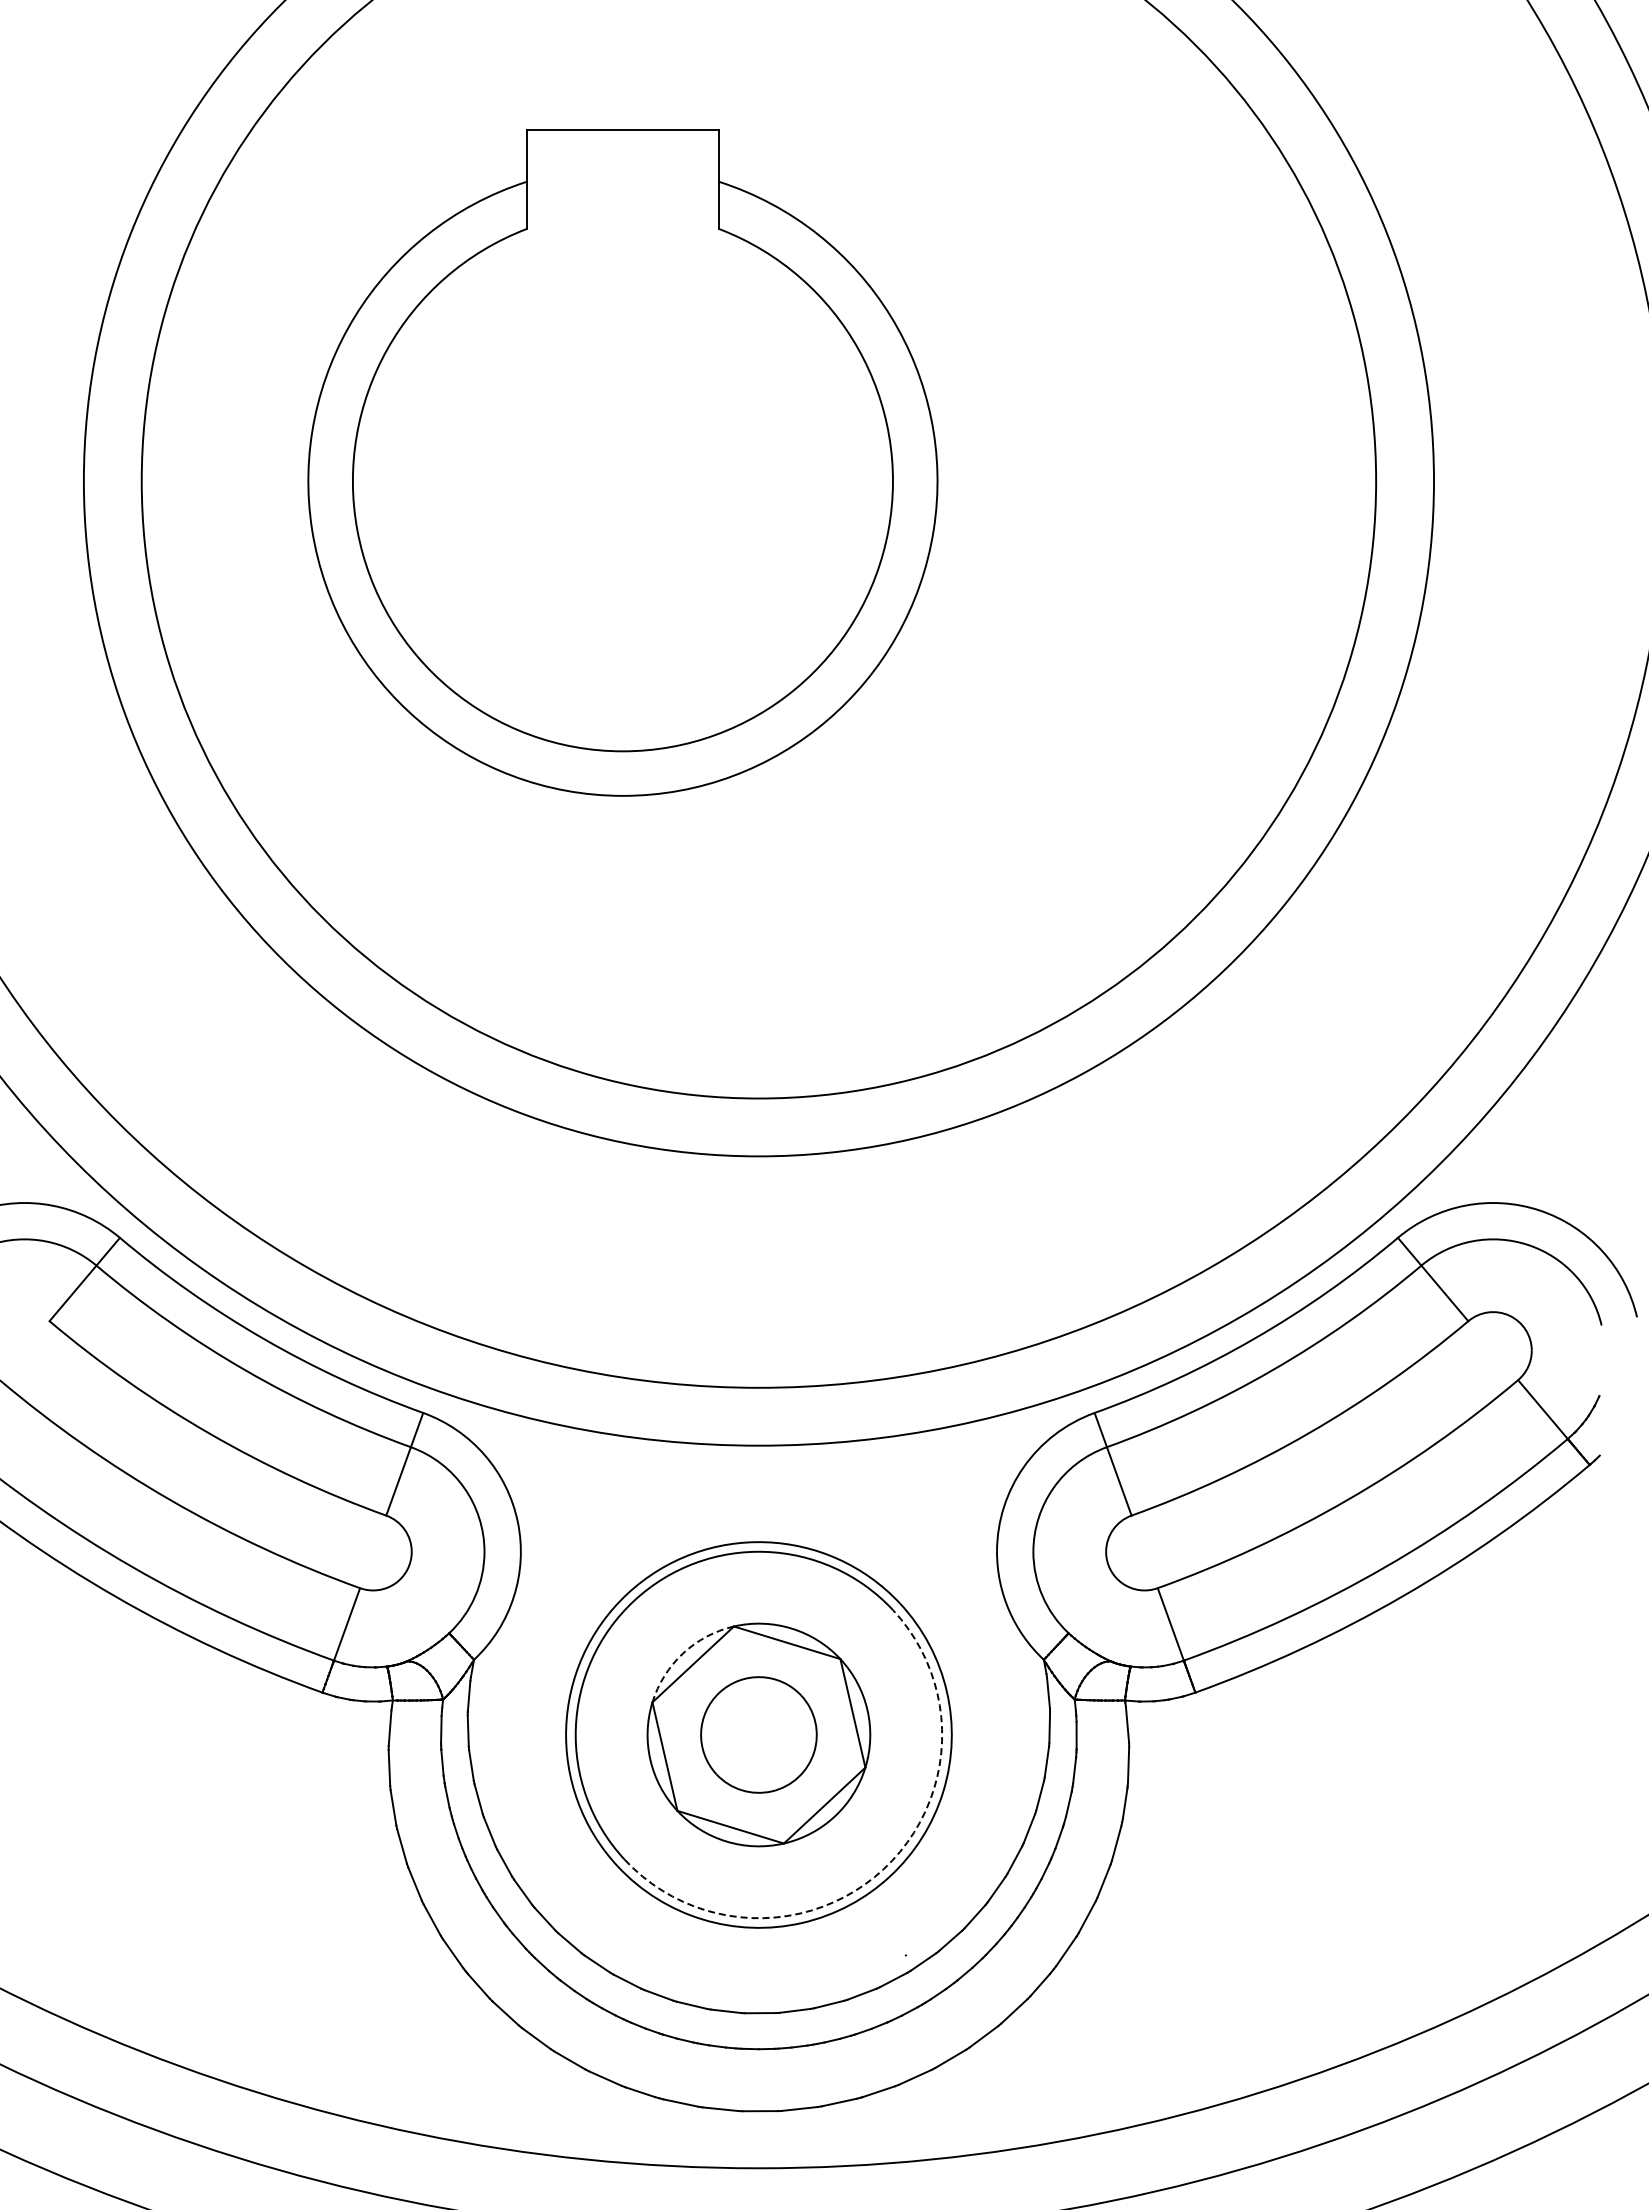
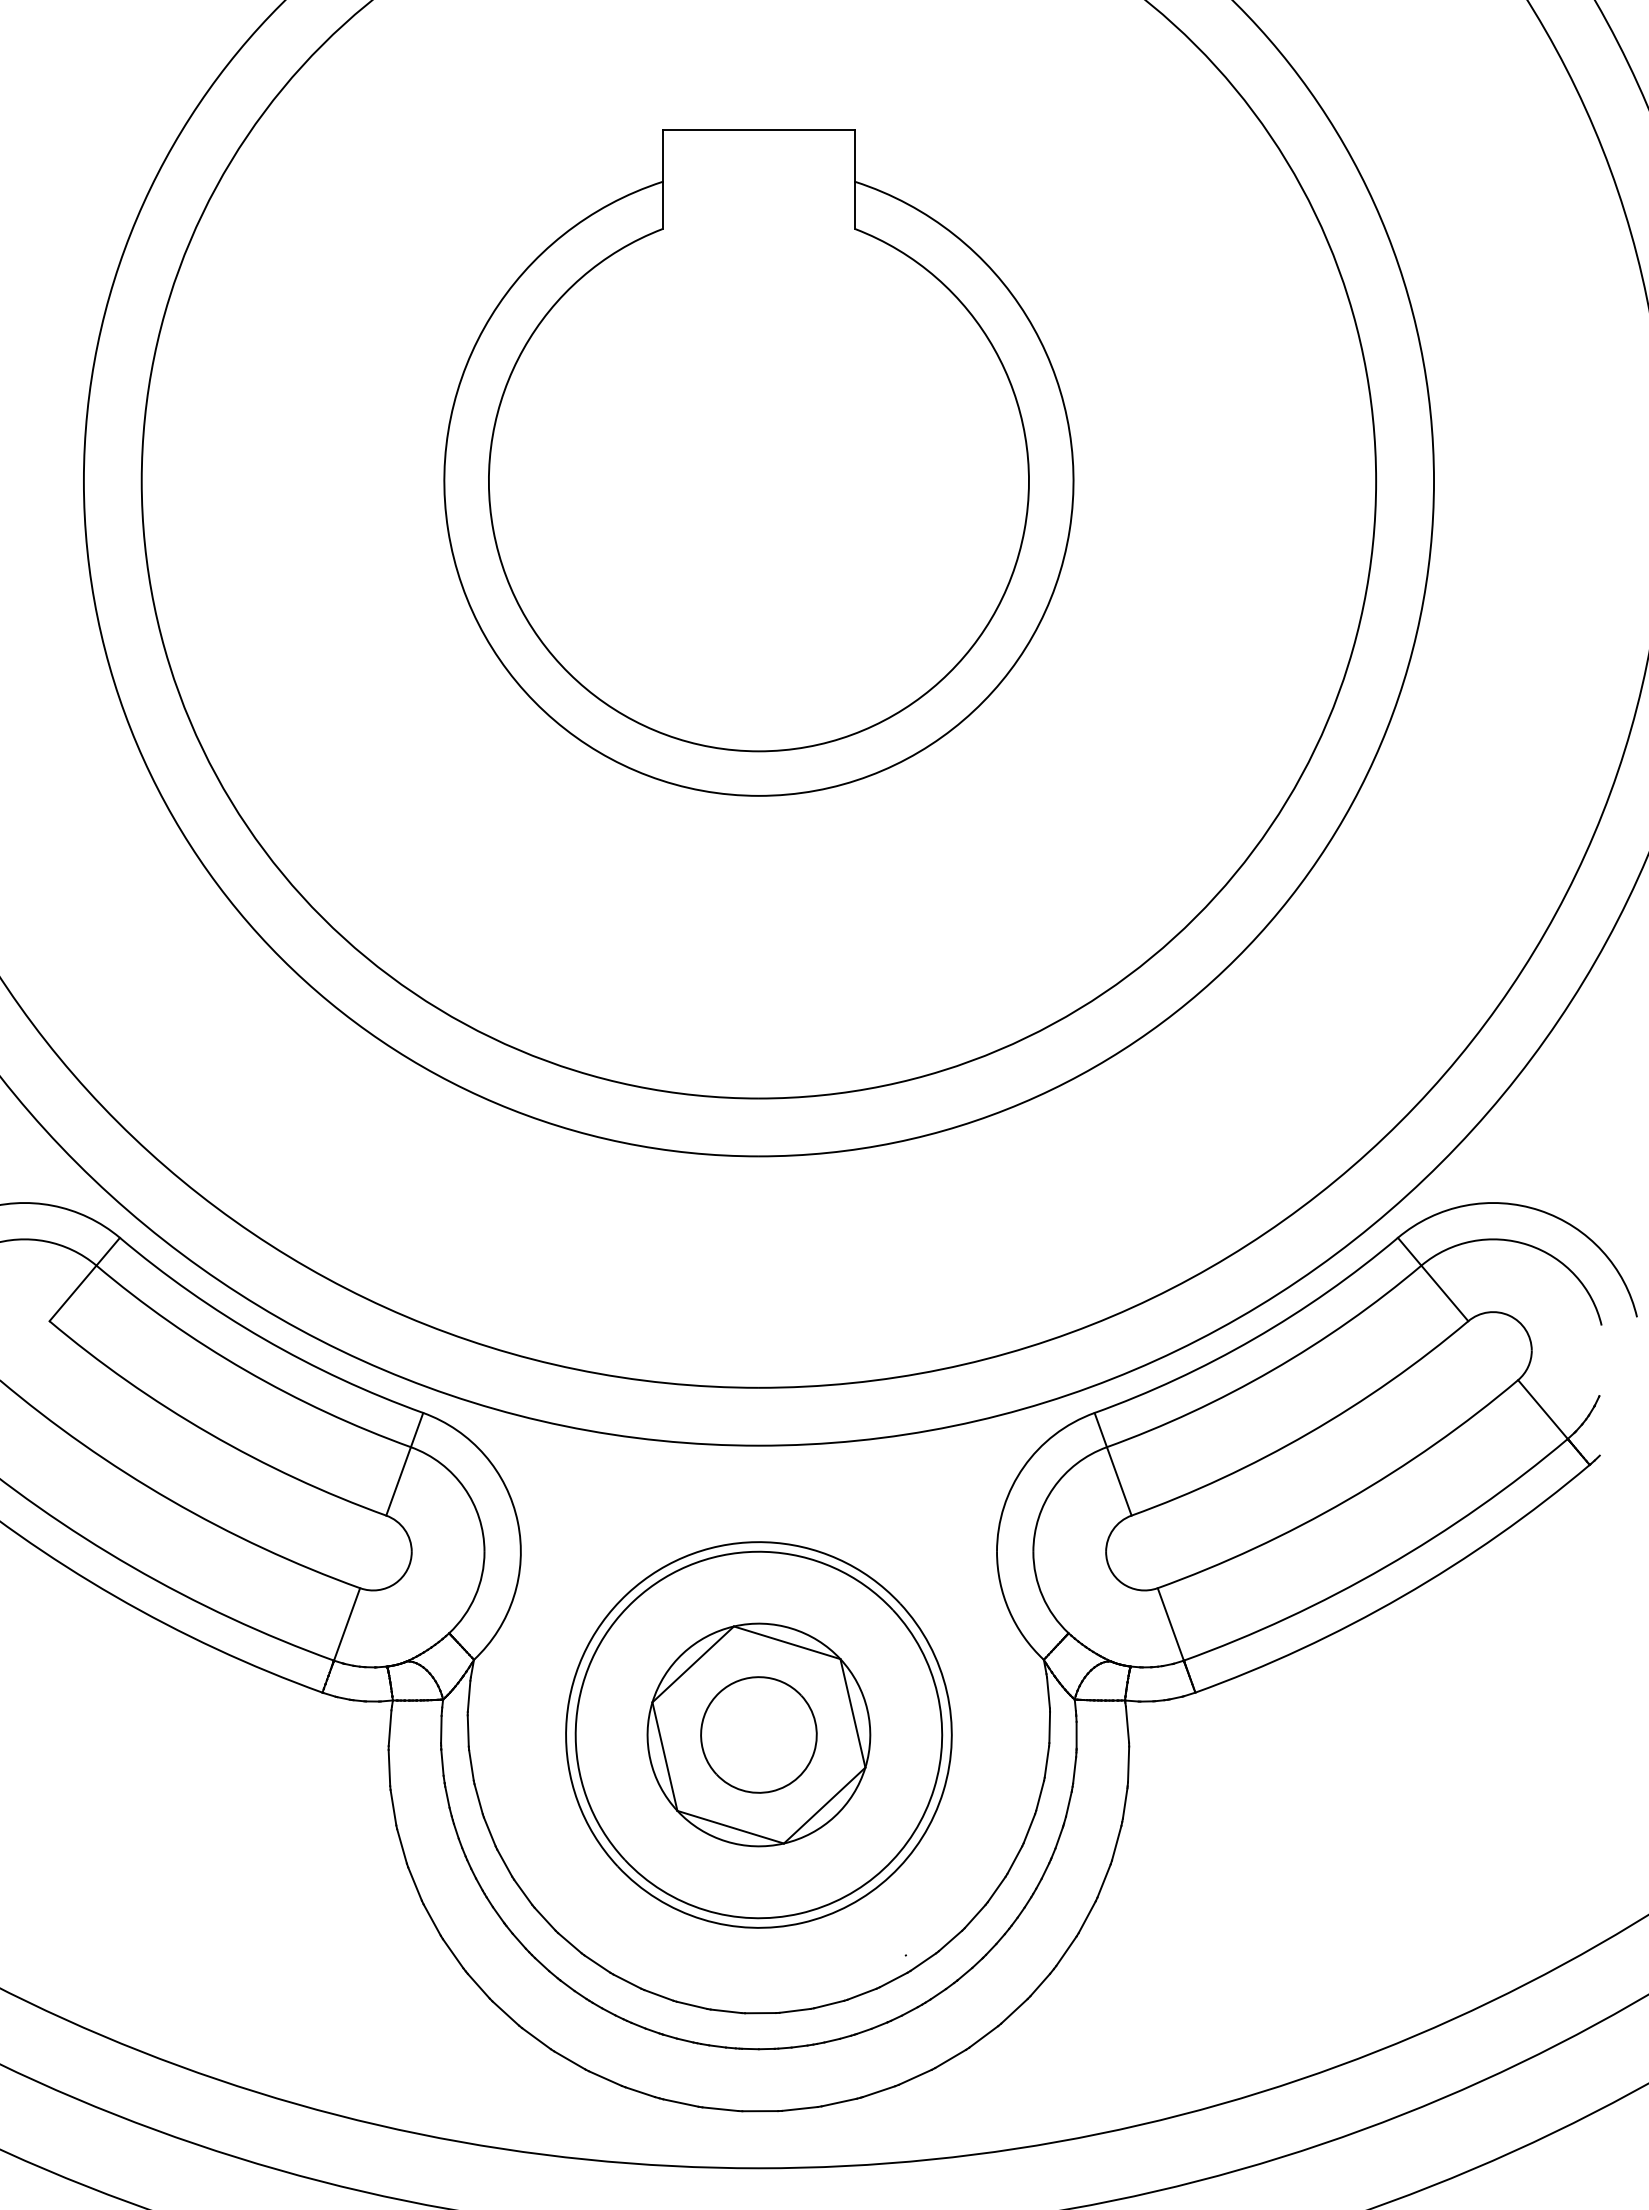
part position: (622, 462) -> (758, 462) (758, 462)
arc: dashed -> solid (683, 1653)
arc: dashed -> solid (883, 1869)
